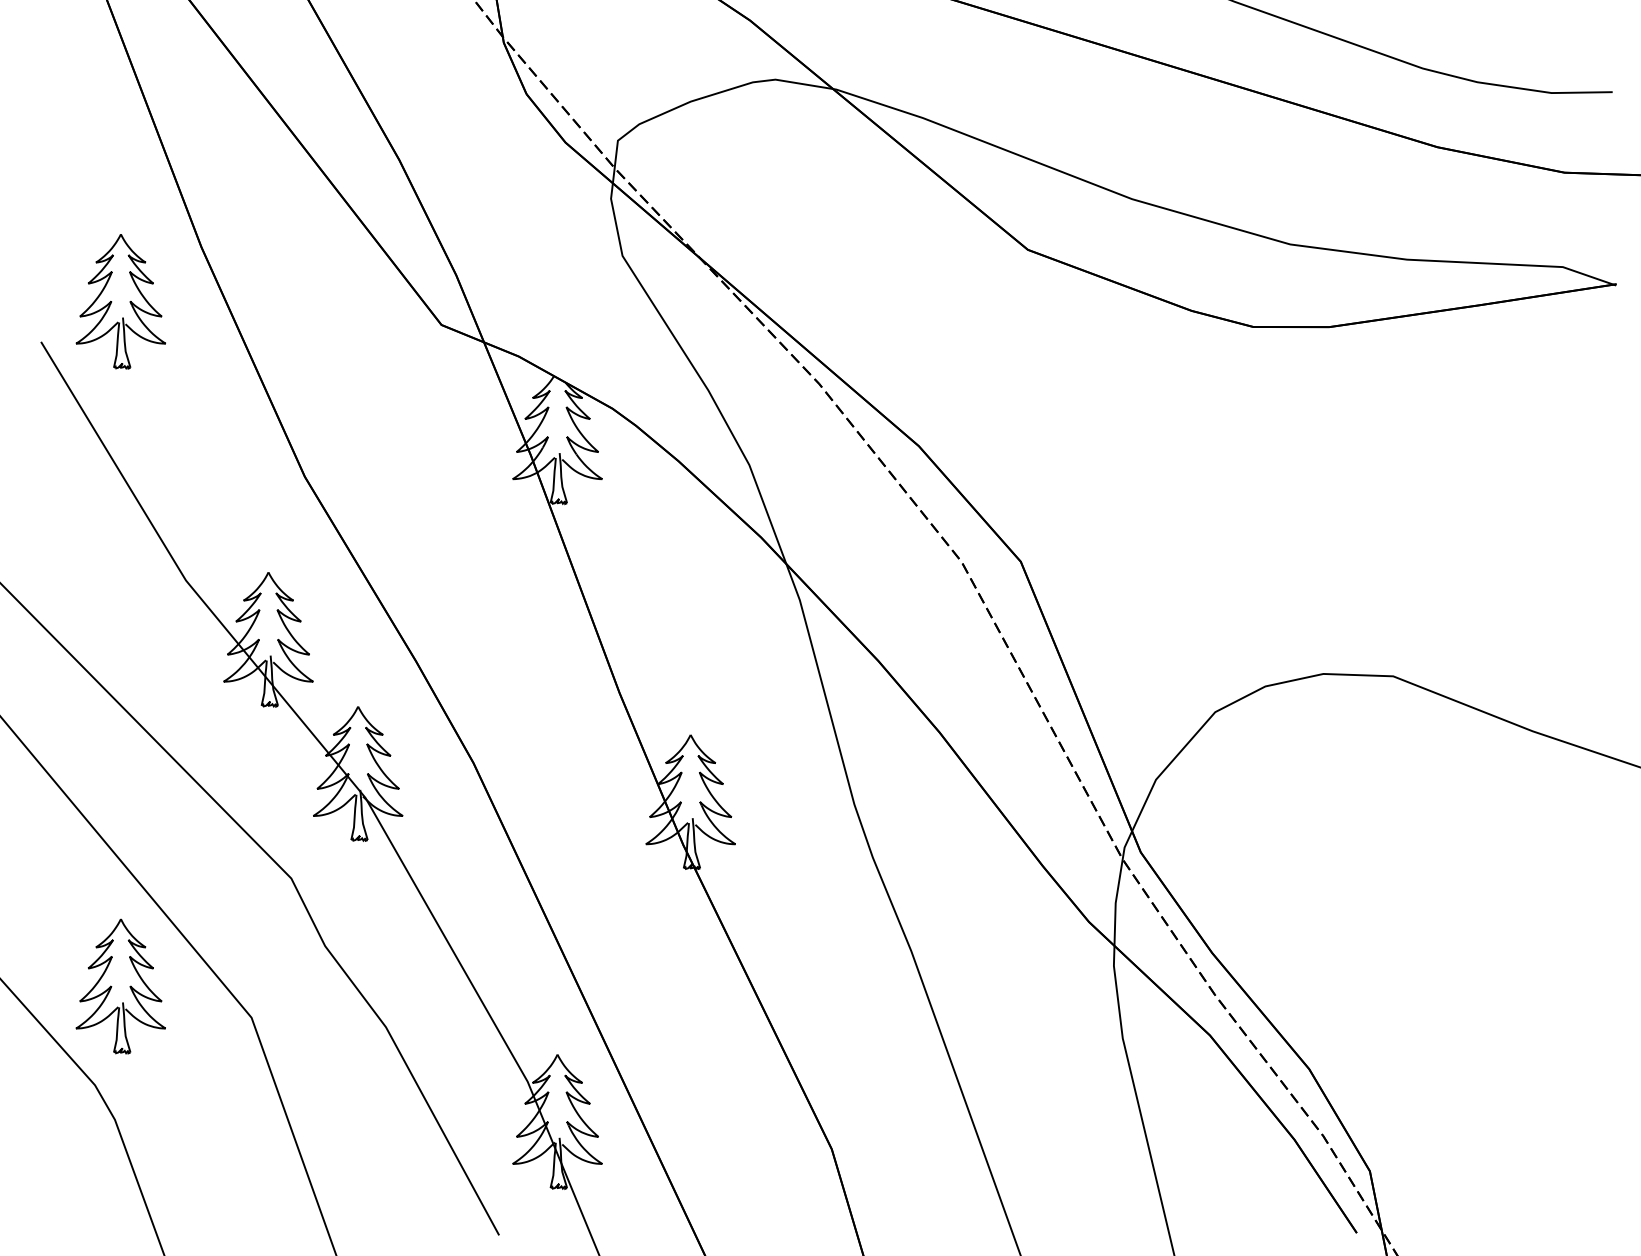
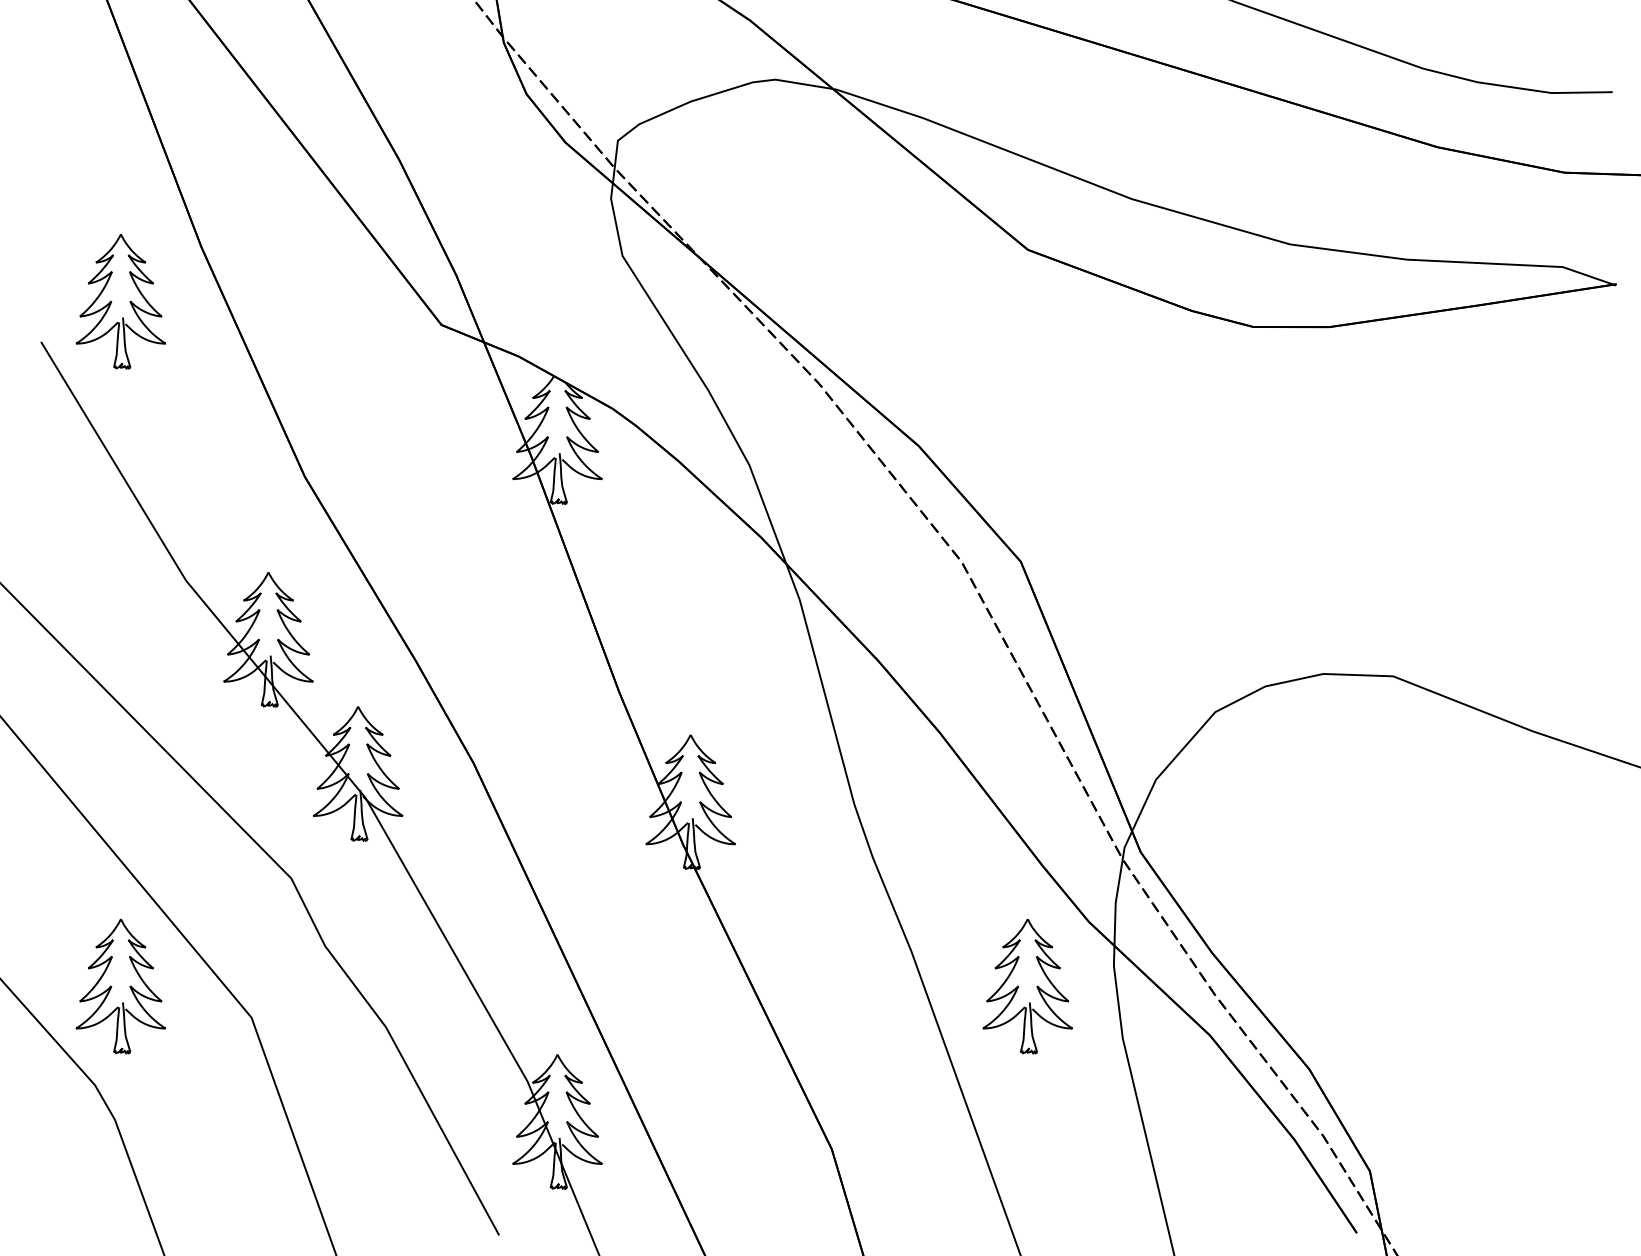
part: none -> present (1027, 986)
